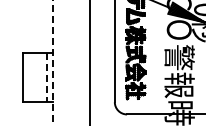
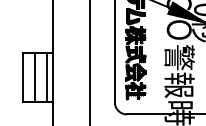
line: dashed -> solid (53, 62)
line: none -> present (34, 77)
line: dashed -> solid (47, 78)
